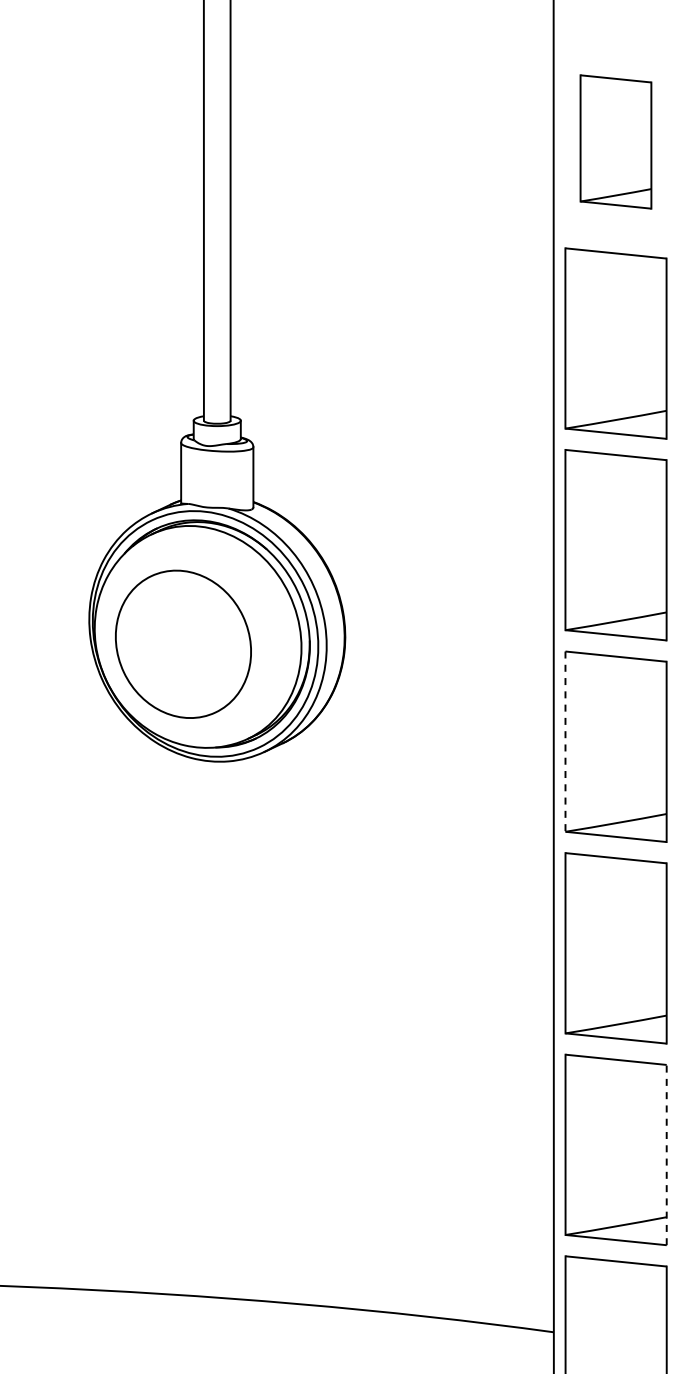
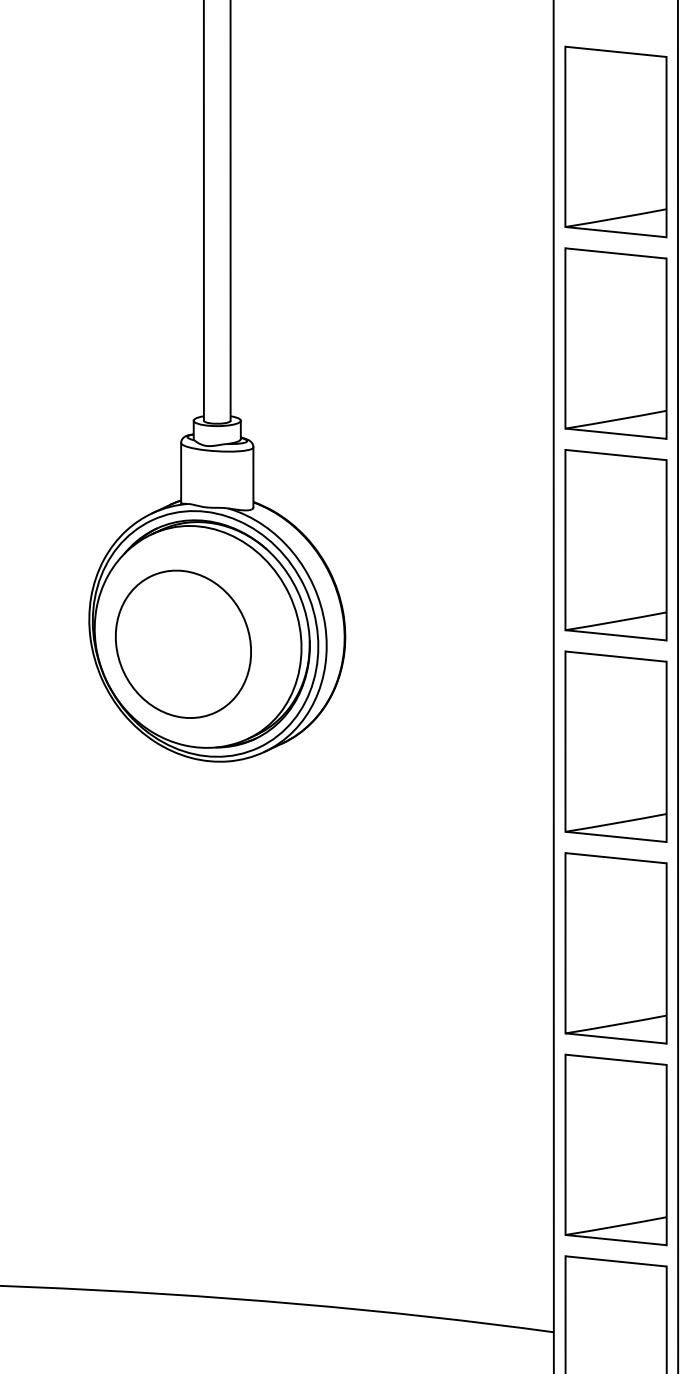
part size: 74x136 px -> 104x194 px (615, 141)
line: none -> present (677, 686)
line: dashed -> solid (565, 742)
line: dashed -> solid (666, 1154)
